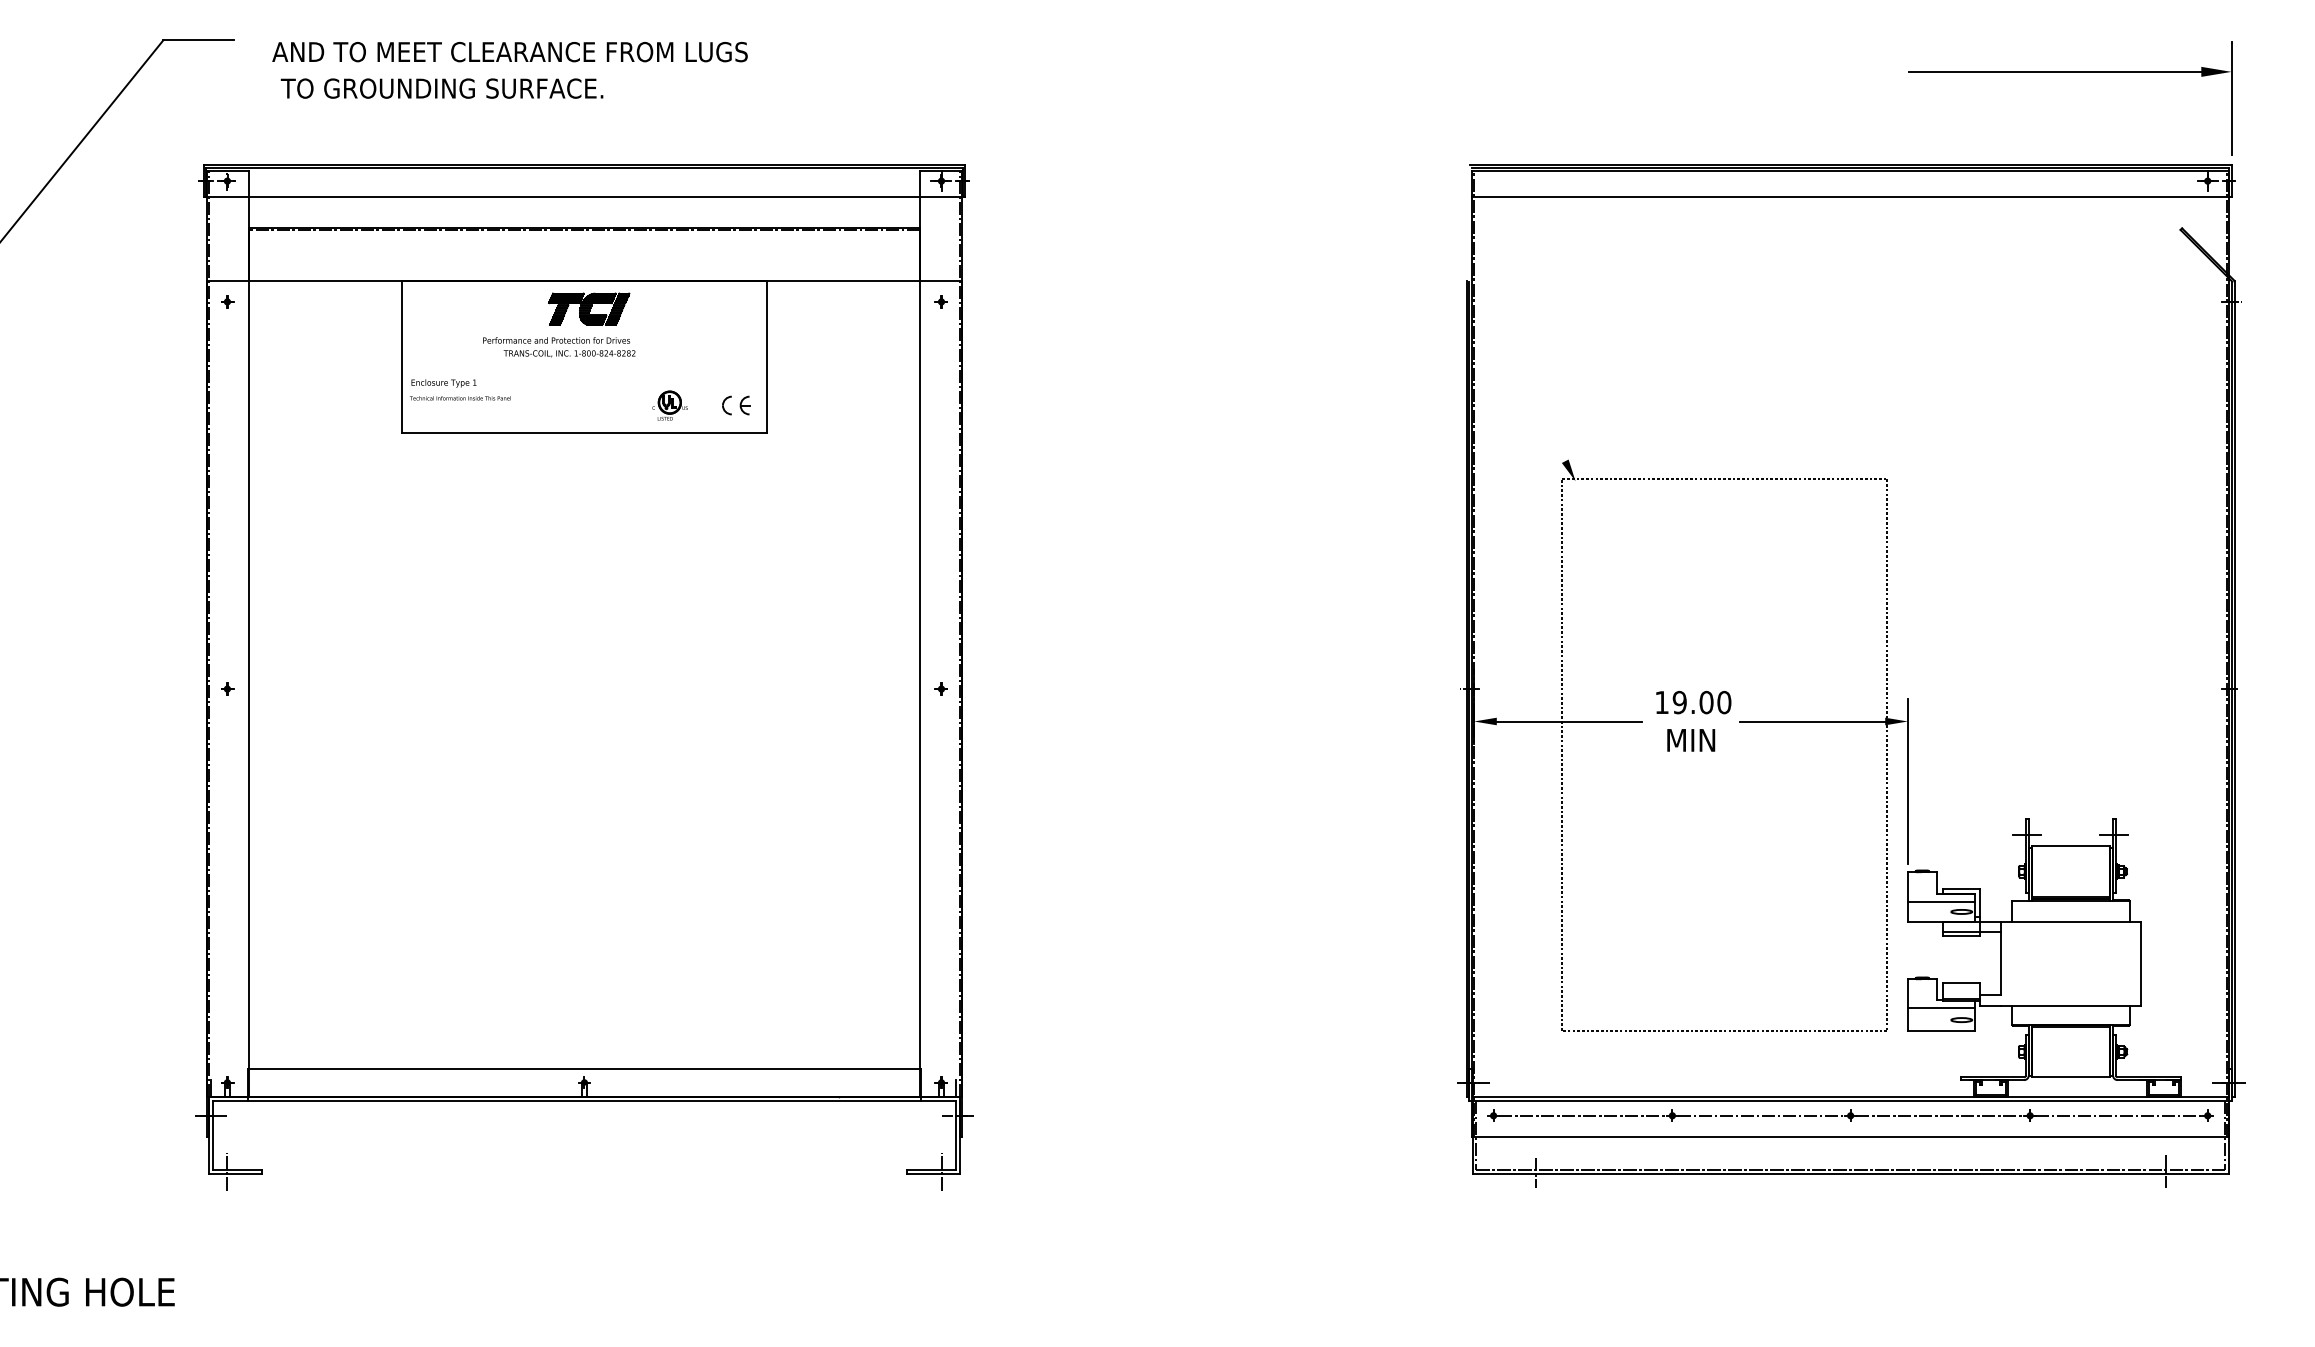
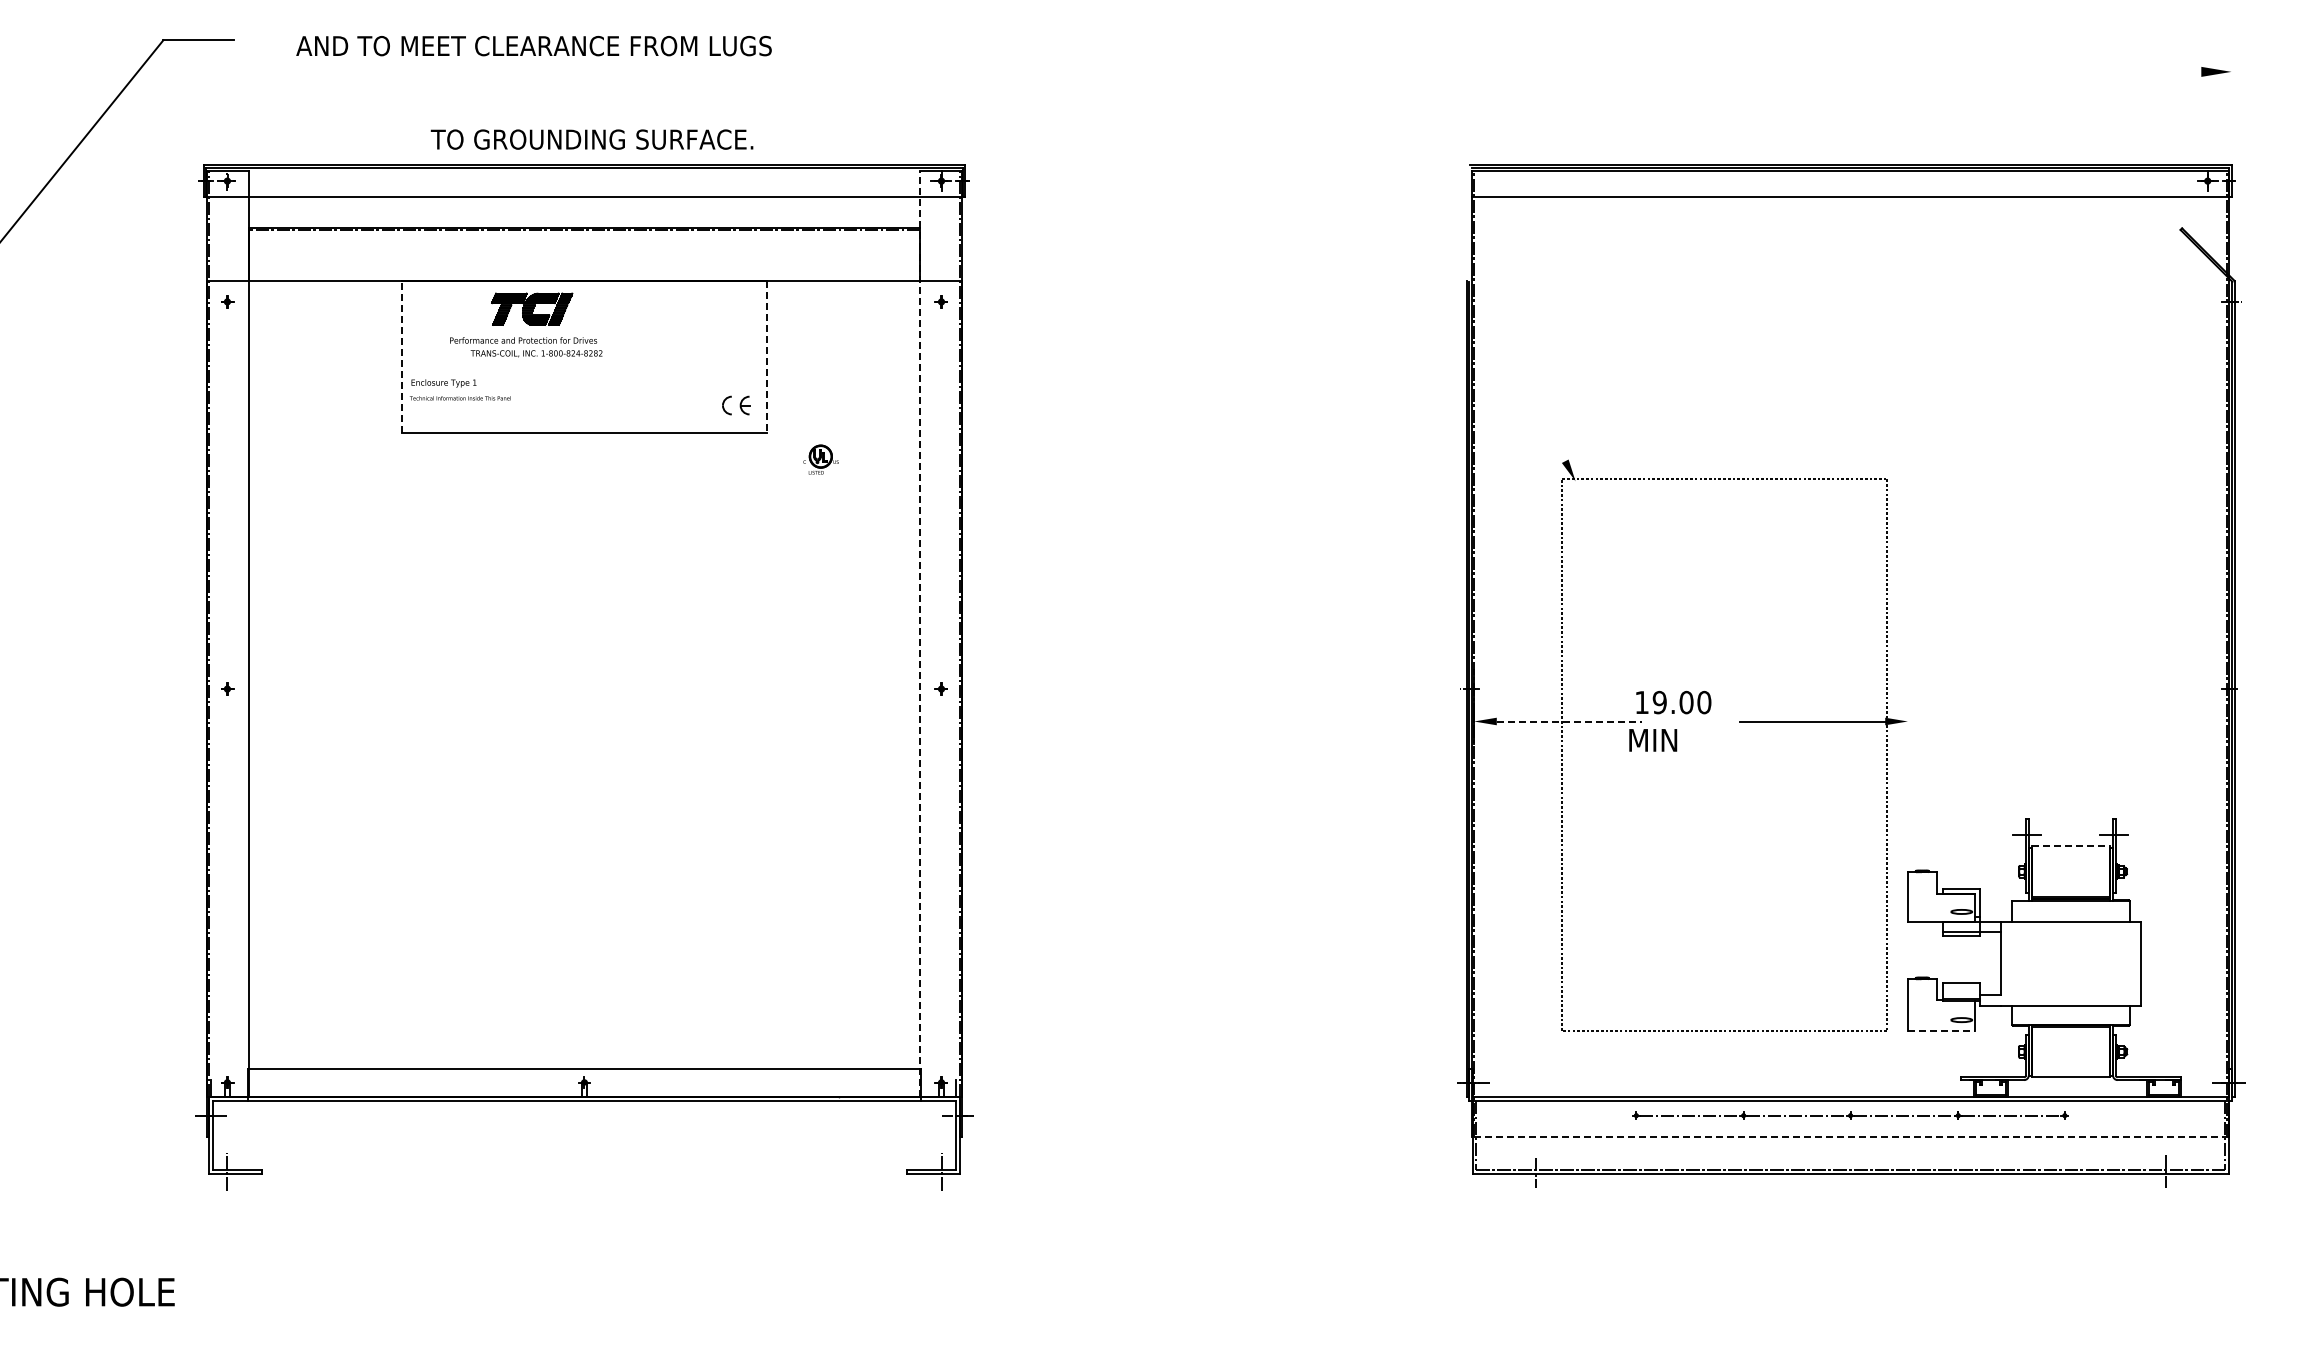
text position: (509, 52) -> (533, 46) (533, 46)
line: present -> none (2054, 71)
text position: (441, 88) -> (591, 139) (591, 139)
line: present -> none (2231, 97)
part position: (589, 308) -> (532, 308) (532, 308)
text position: (559, 347) -> (526, 347) (526, 347)
line: solid -> dashed (402, 356)
line: solid -> dashed (766, 357)
part position: (669, 405) -> (820, 459) (820, 459)
line: solid -> dashed (920, 633)
text position: (1693, 702) -> (1673, 702) (1673, 702)
line: solid -> dashed (1569, 721)
text position: (1691, 740) -> (1653, 740) (1653, 740)
line: present -> none (1907, 780)
line: solid -> dashed (2071, 846)
line: present -> none (1940, 902)
line: present -> none (1940, 1008)
line: solid -> dashed (1941, 1030)
part size: 727x13 px -> 437x9 px (1850, 1115)
line: solid -> dashed (1850, 1136)
